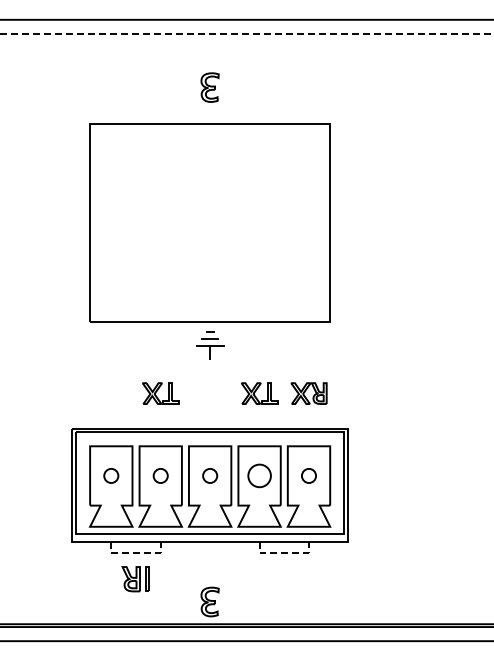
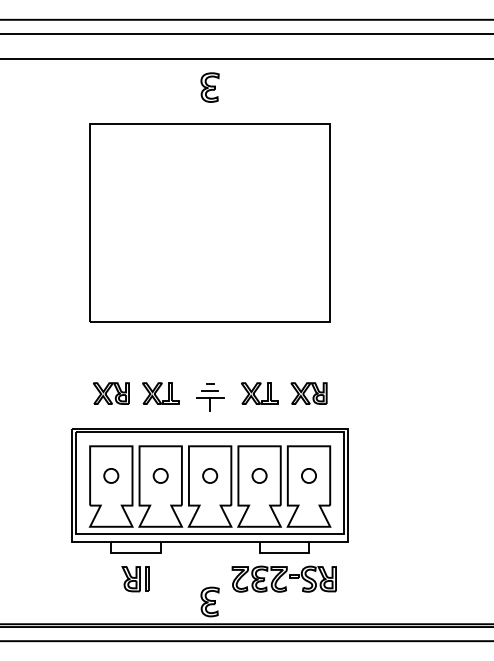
line: dashed -> solid (246, 33)
line: none -> present (246, 58)
part position: (210, 345) -> (210, 397) (210, 397)
part: none -> present (111, 393)
part size: 25x26 px -> 17x16 px (259, 475)
line: dashed -> solid (136, 552)
line: dashed -> solid (284, 552)
part: none -> present (283, 578)
